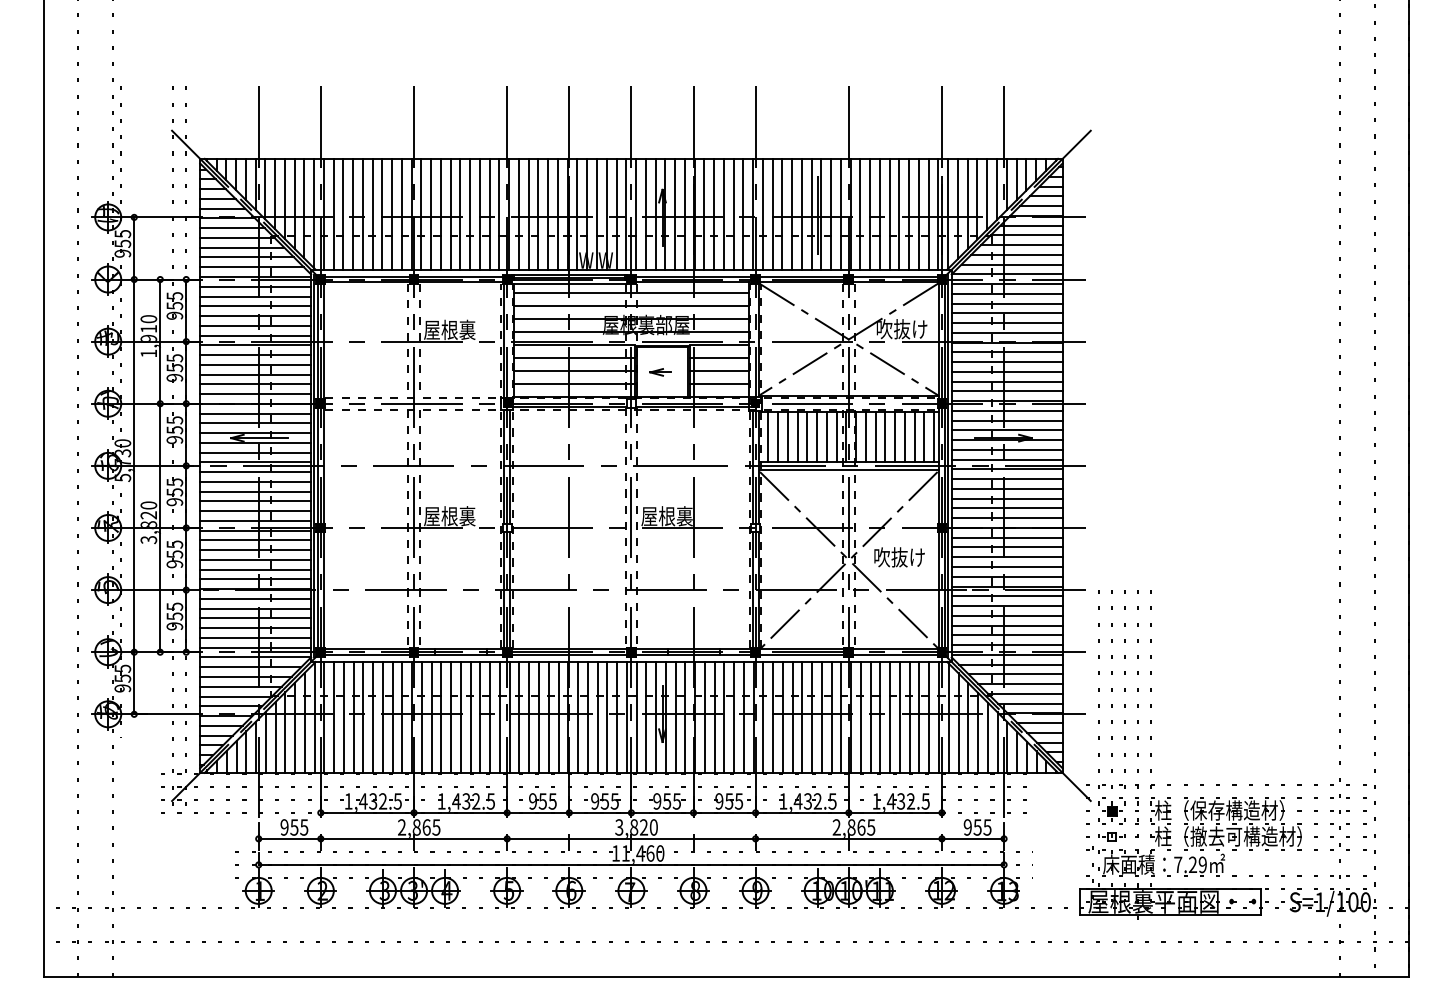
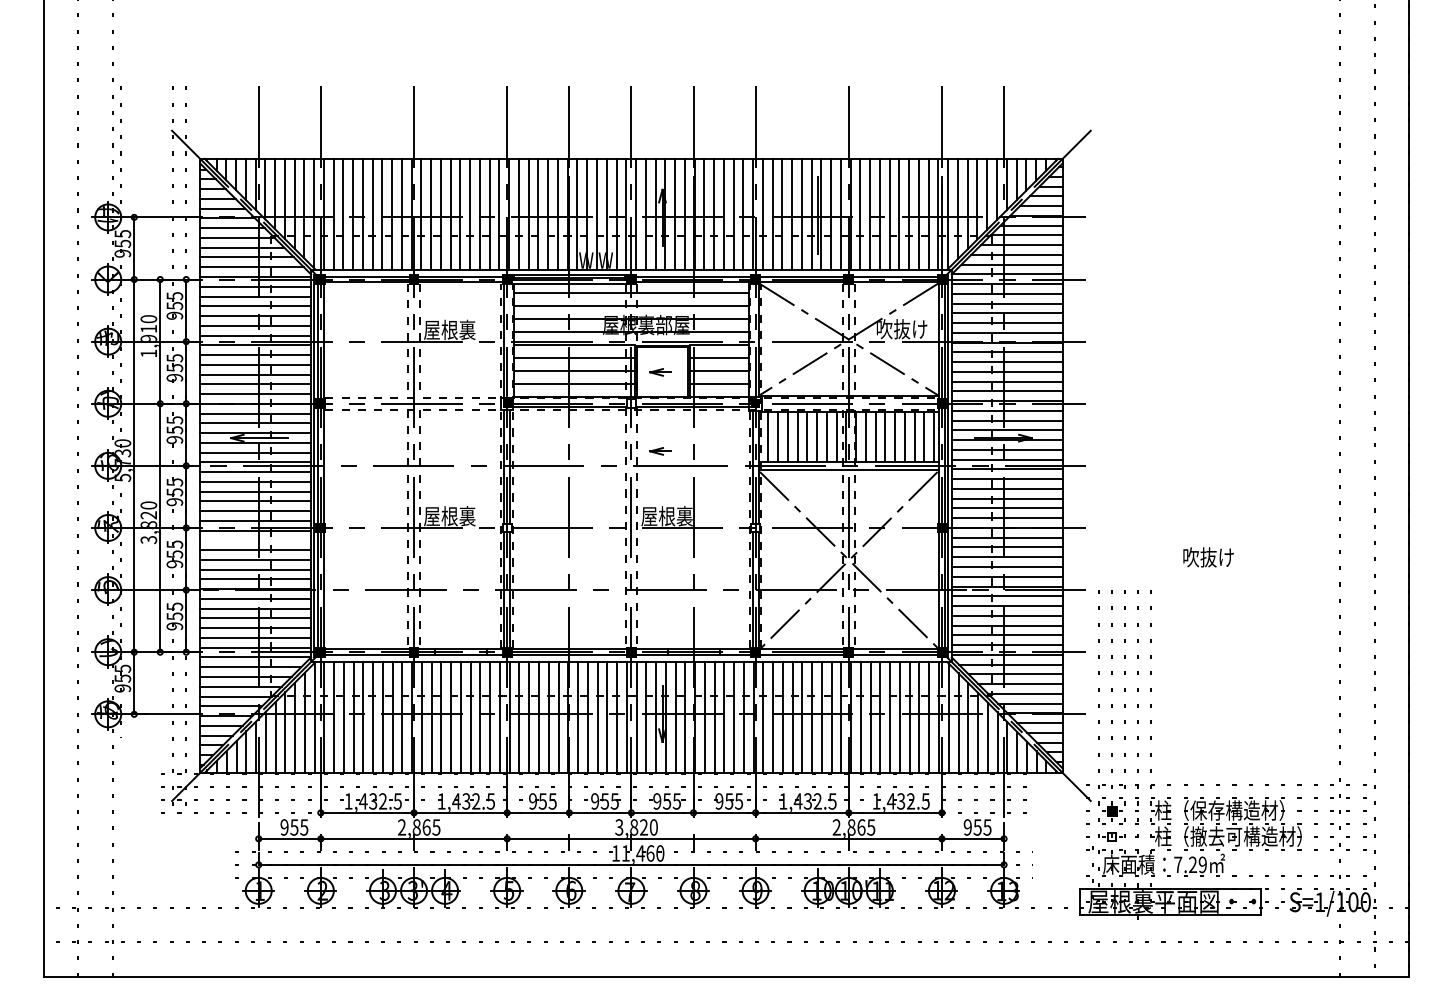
part: none -> present (660, 451)
line: present -> none (255, 540)
text position: (899, 557) -> (1208, 557) (1208, 557)
